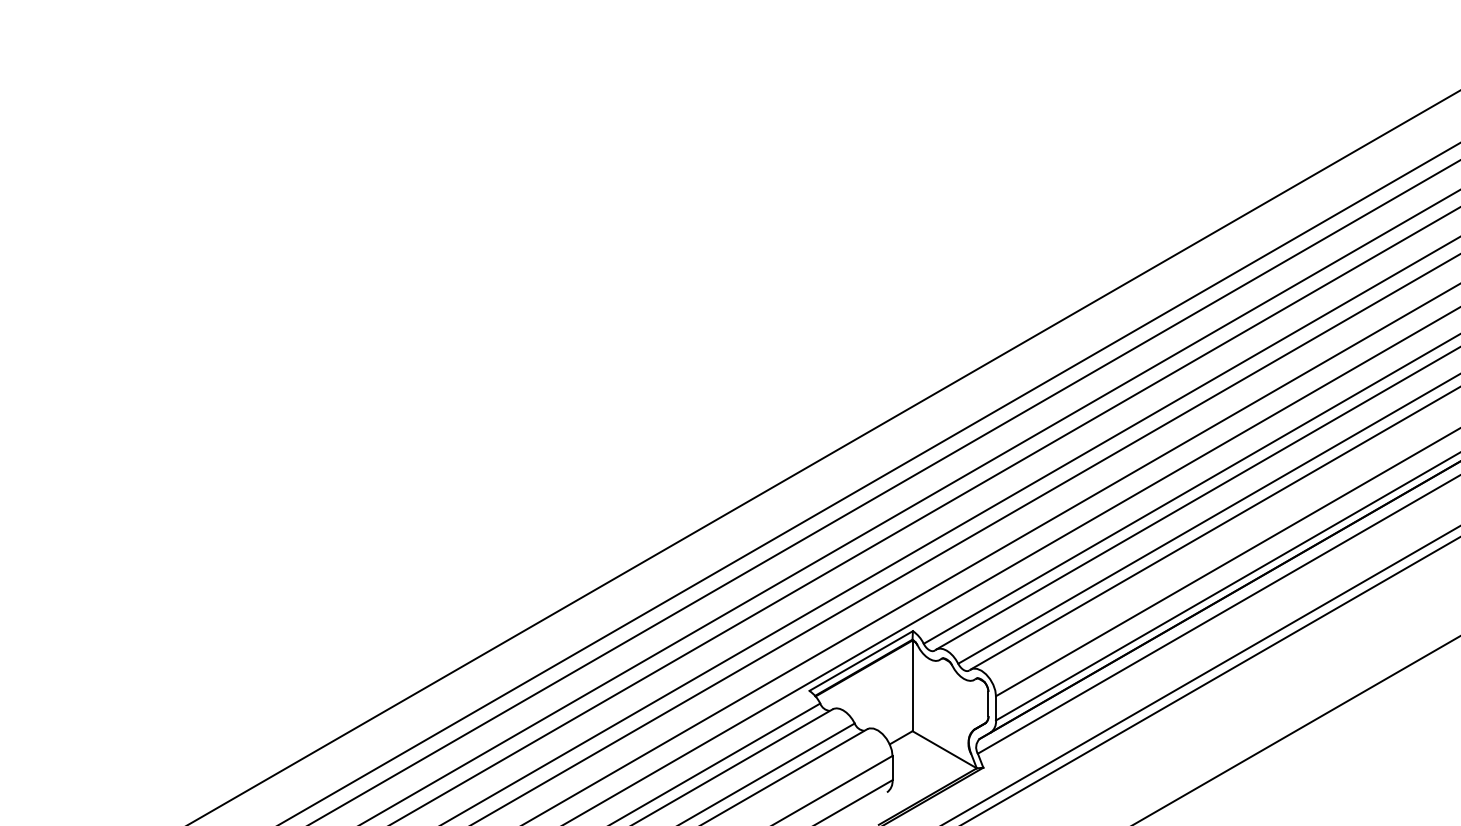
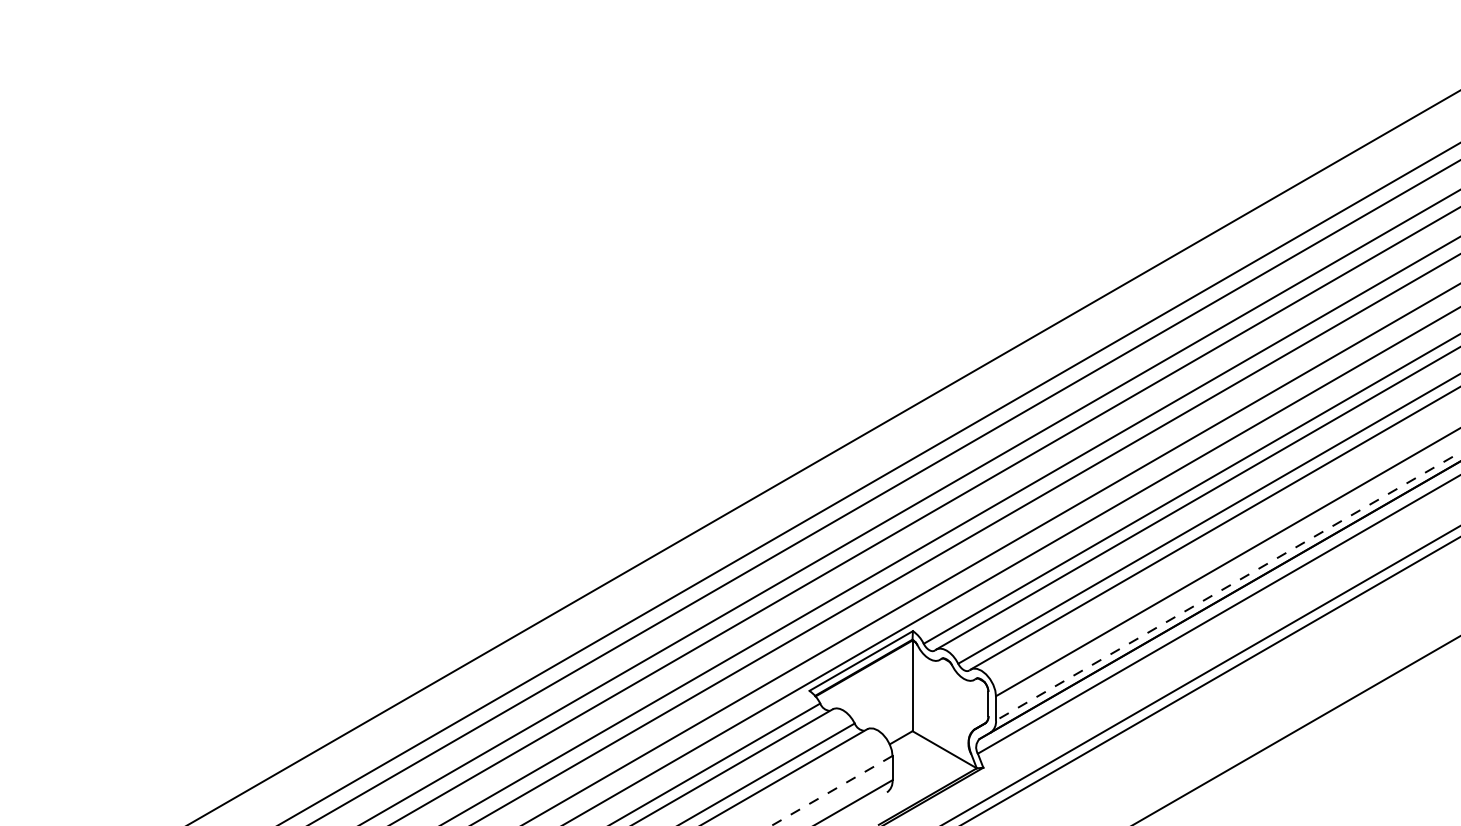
line: solid -> dashed (1228, 586)
line: solid -> dashed (831, 790)
